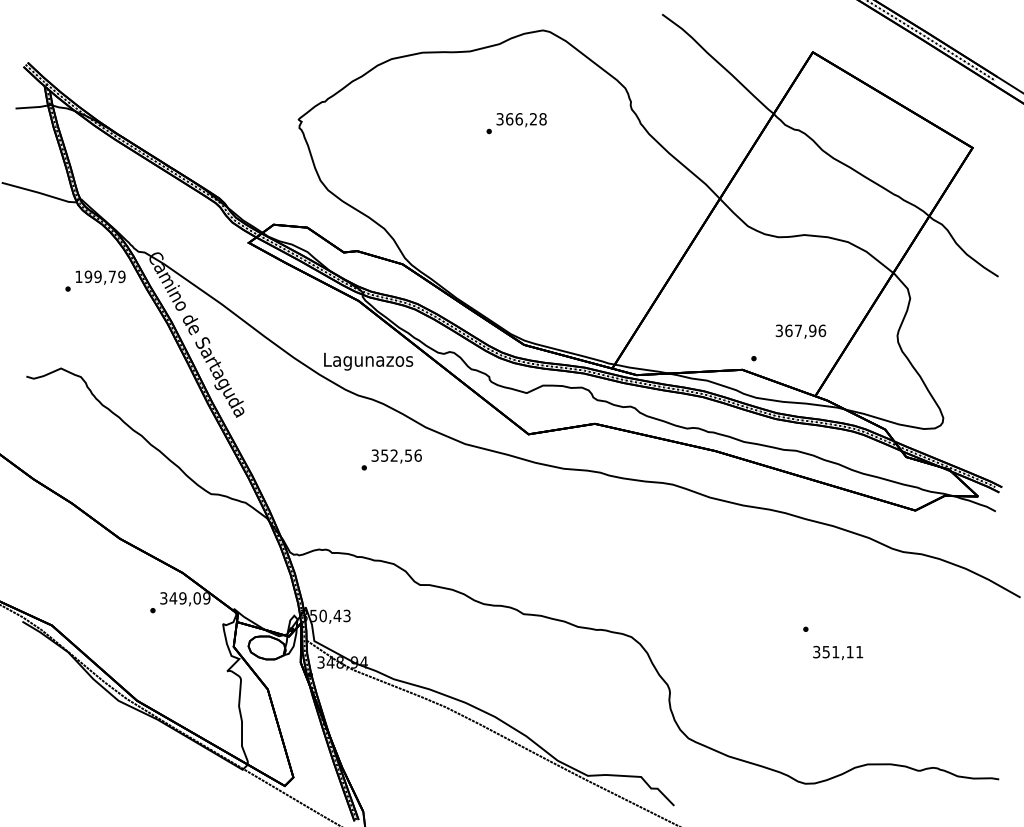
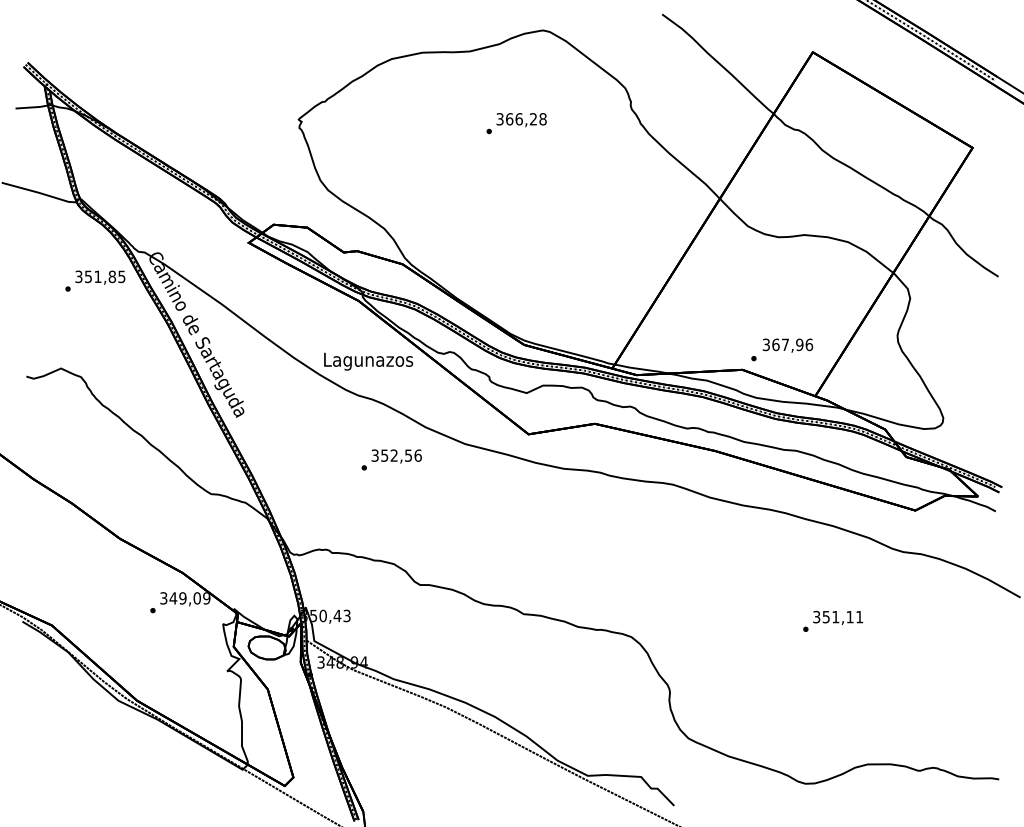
text: 199,79 -> 351,85 (100, 276)
text position: (800, 331) -> (787, 345) (787, 345)
text position: (838, 652) -> (838, 617) (838, 617)
